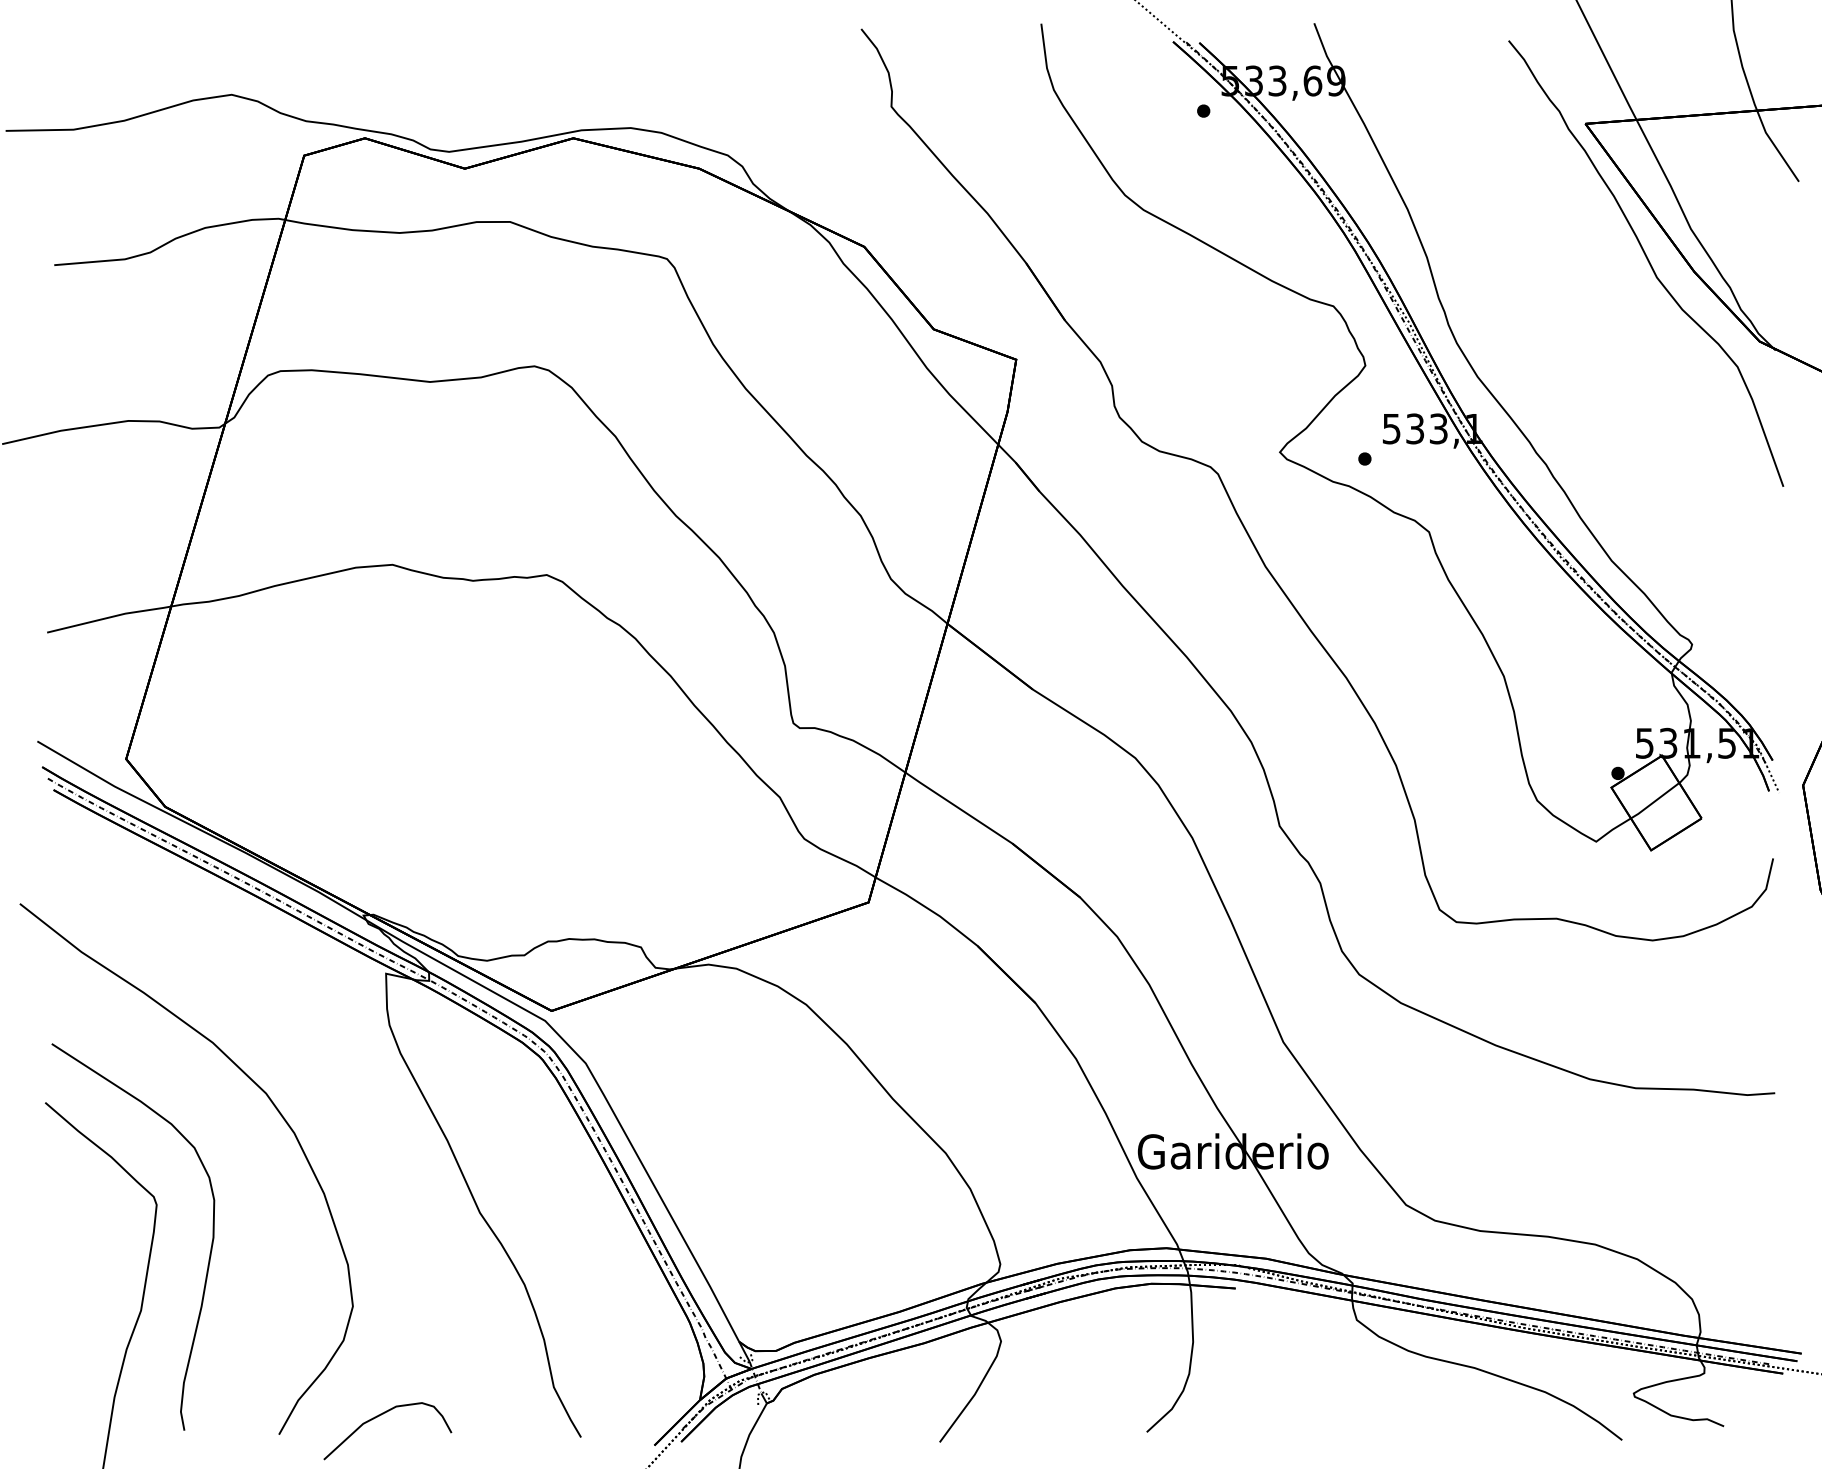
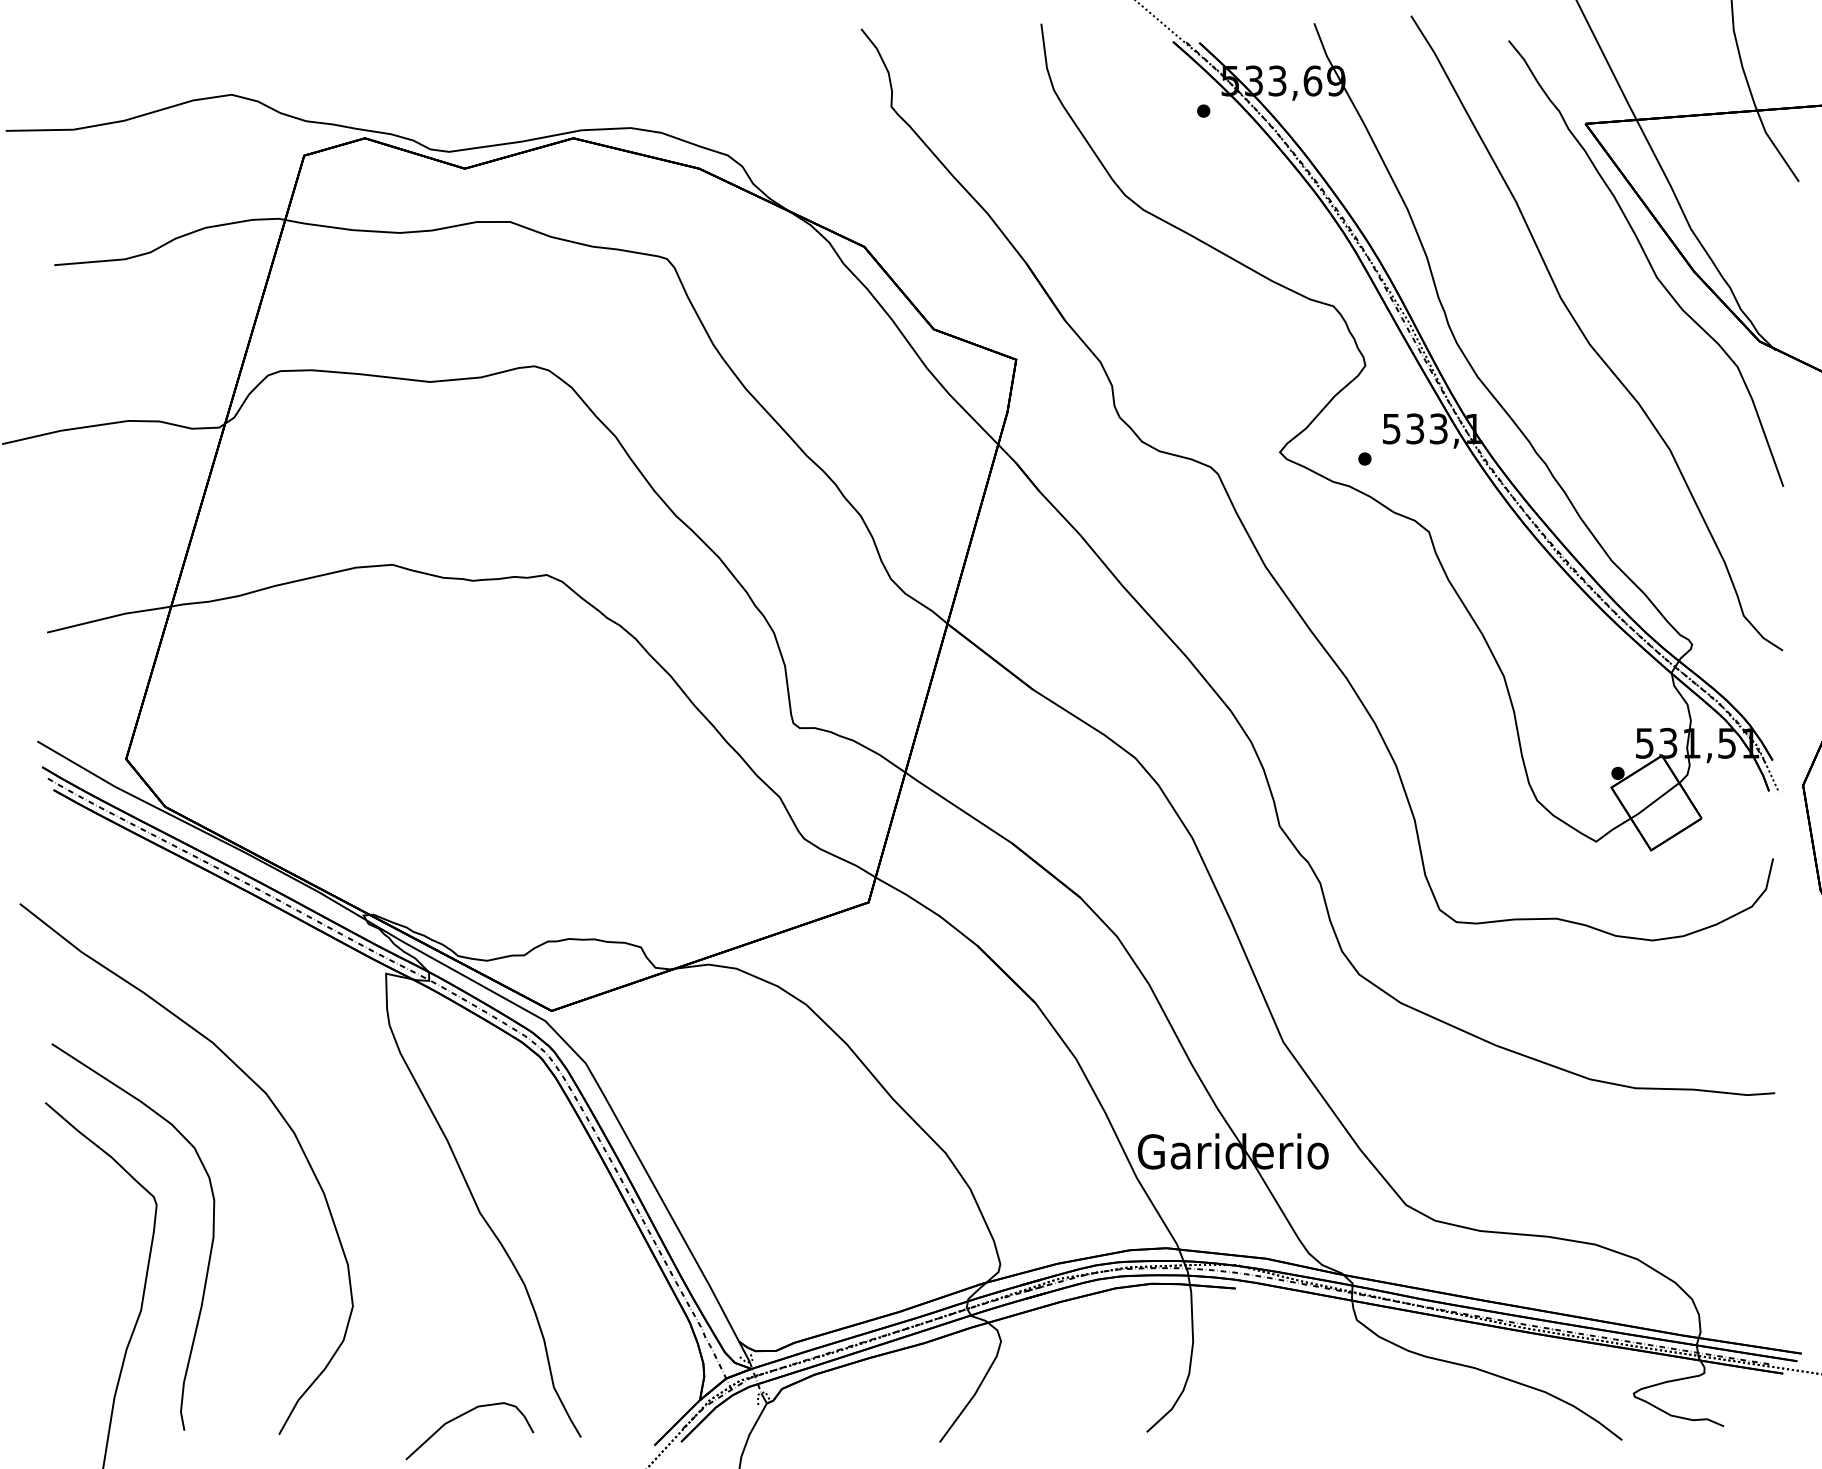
curve: none -> present (1587, 338)
curve position: (379, 1416) -> (461, 1416) (461, 1416)
